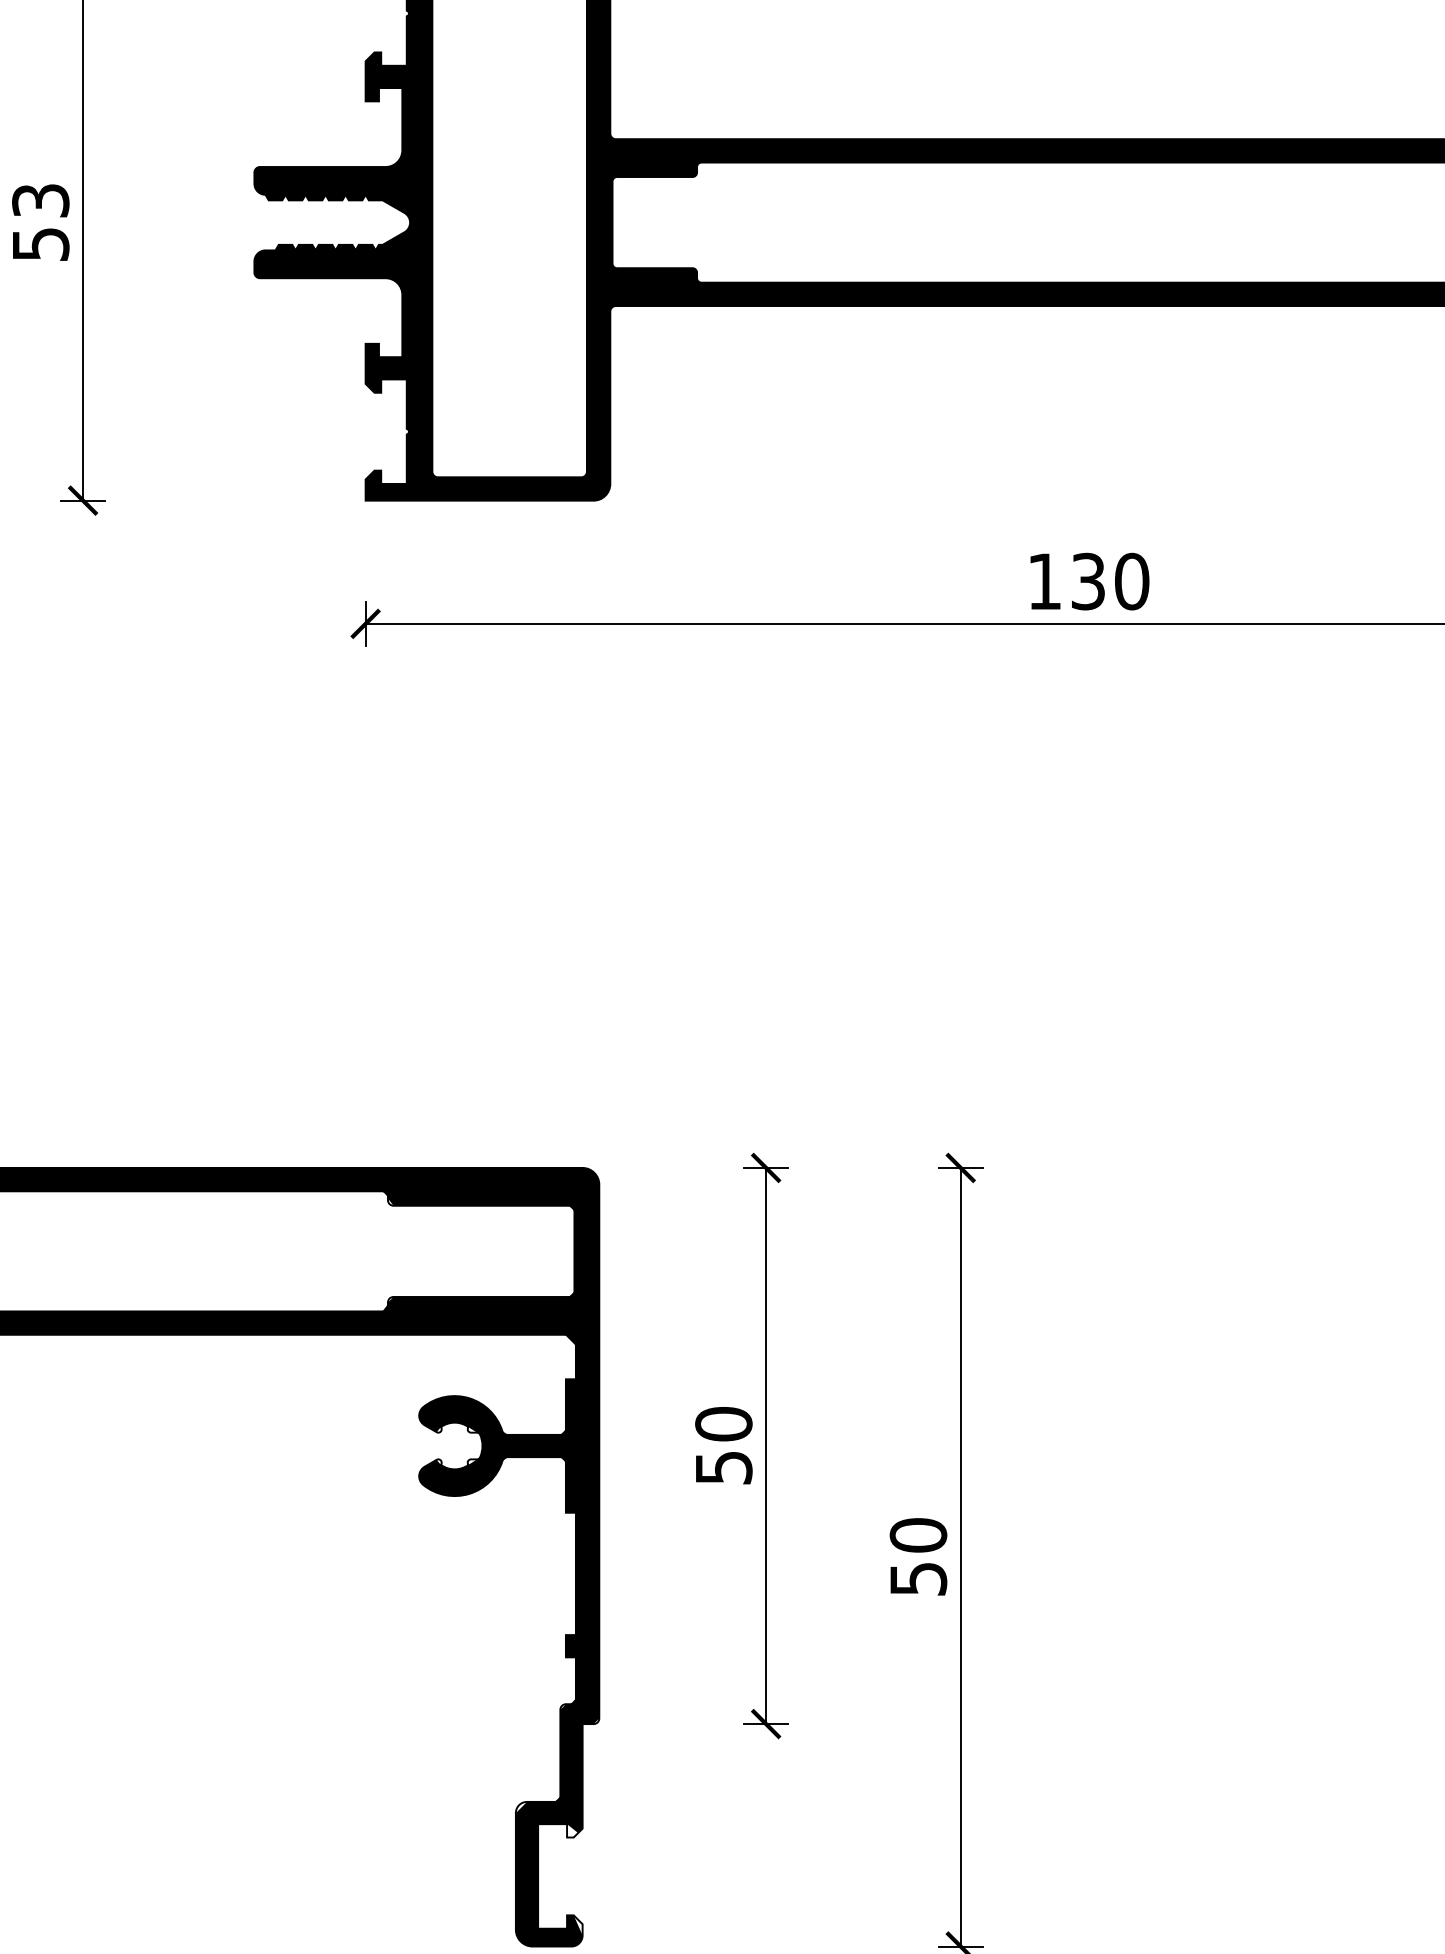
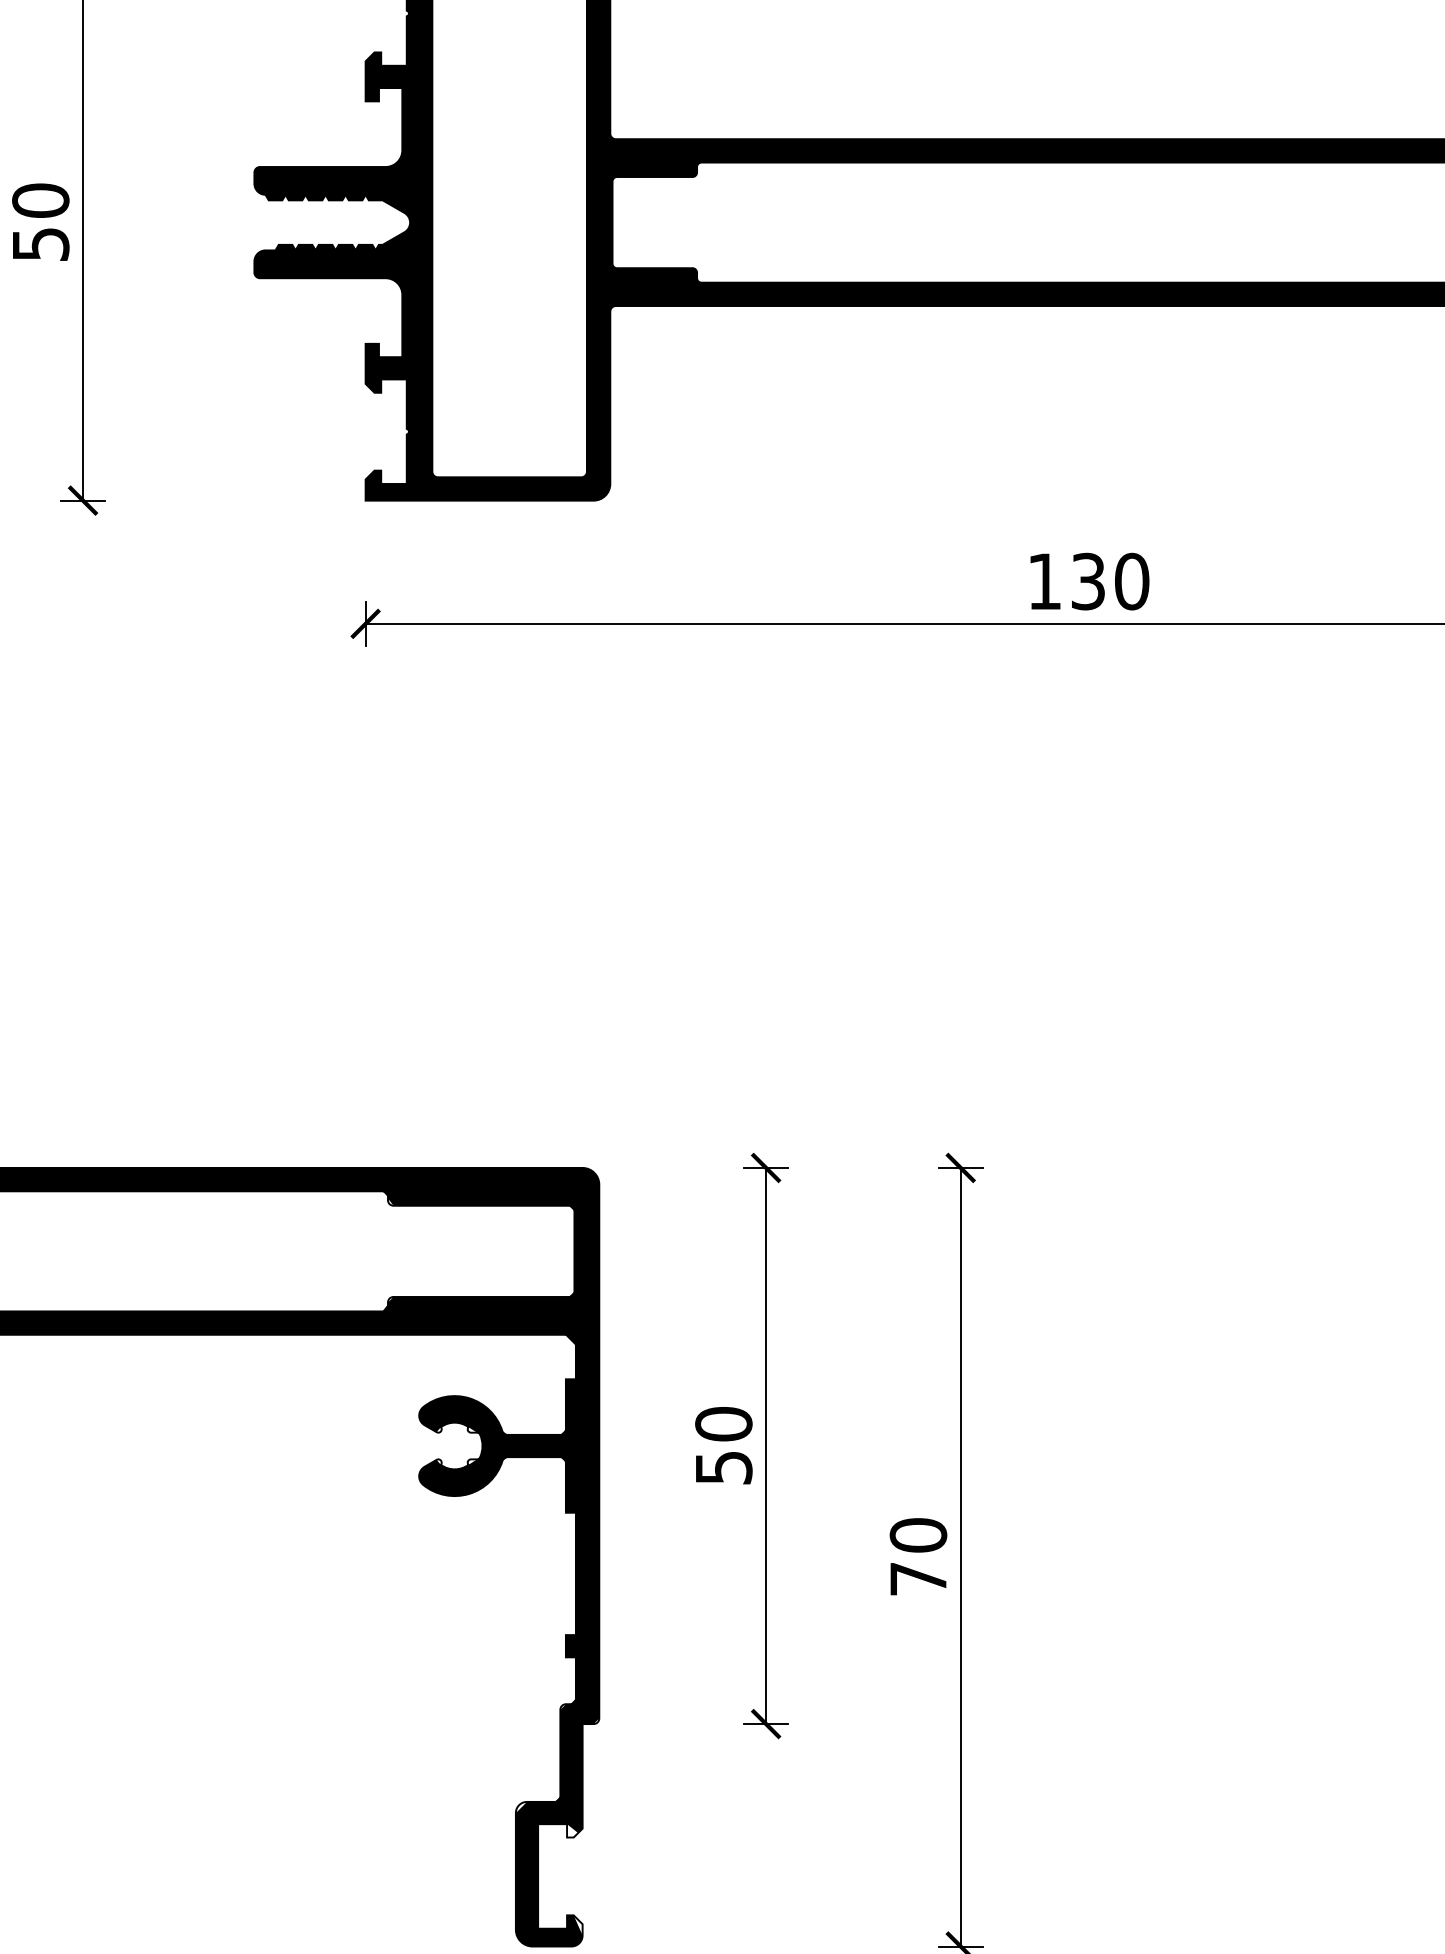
text: 53 -> 50 (40, 200)
text: 50 -> 70 (918, 1579)
